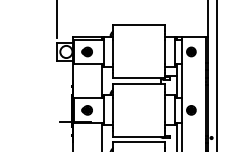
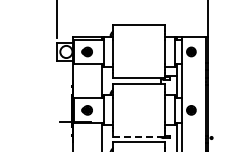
line: present -> none (216, 75)
line: solid -> dashed (139, 136)
